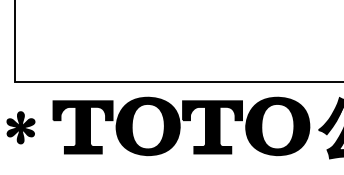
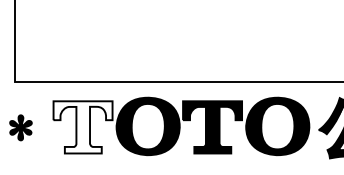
part size: 30x34 px -> 24x28 px (20, 127)
fill: present -> none (82, 127)
